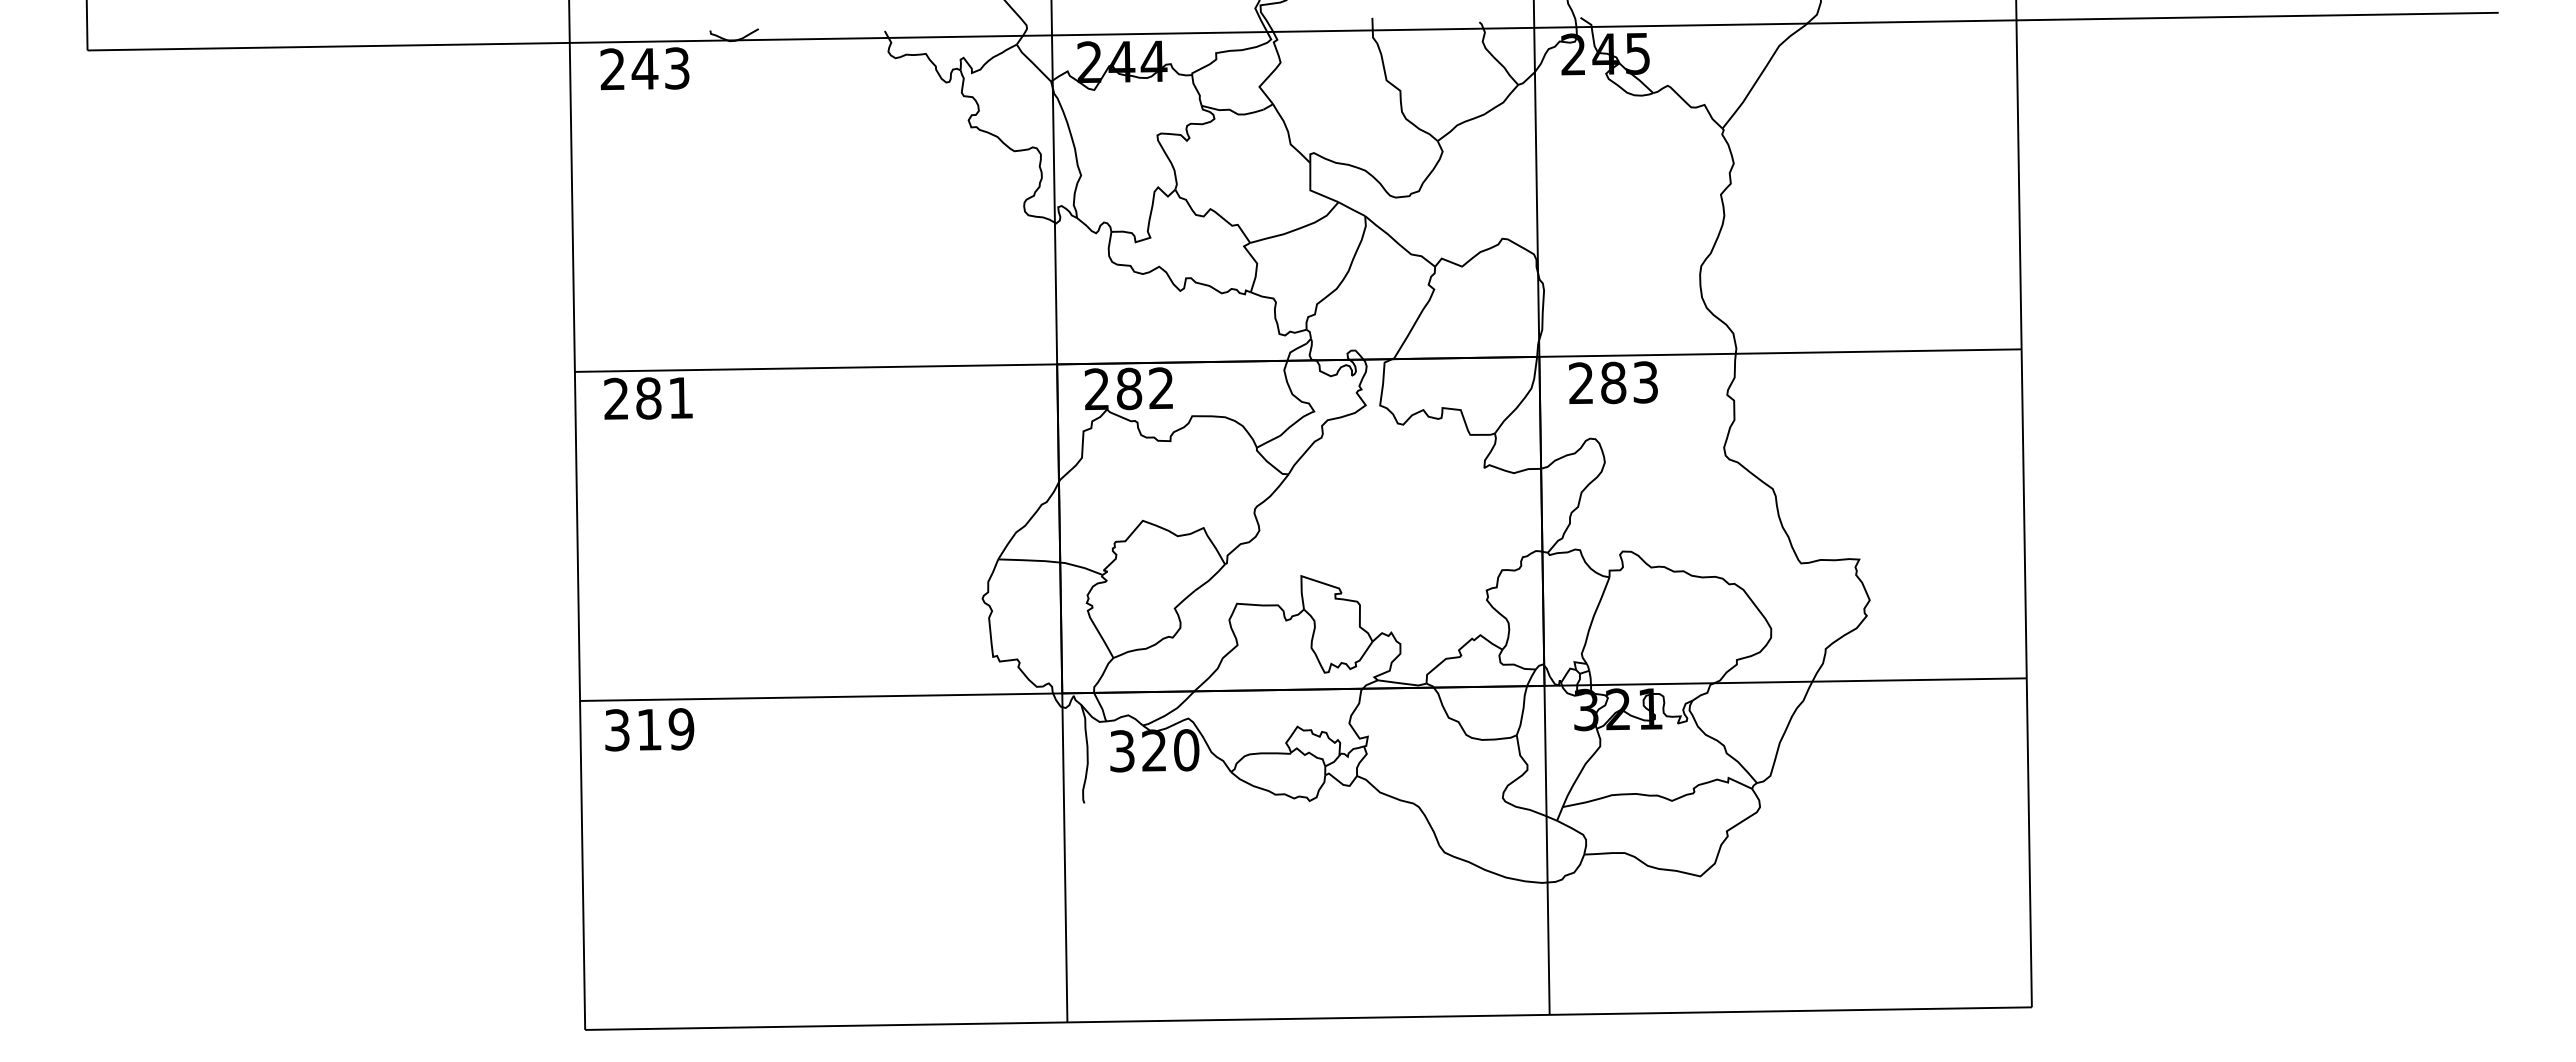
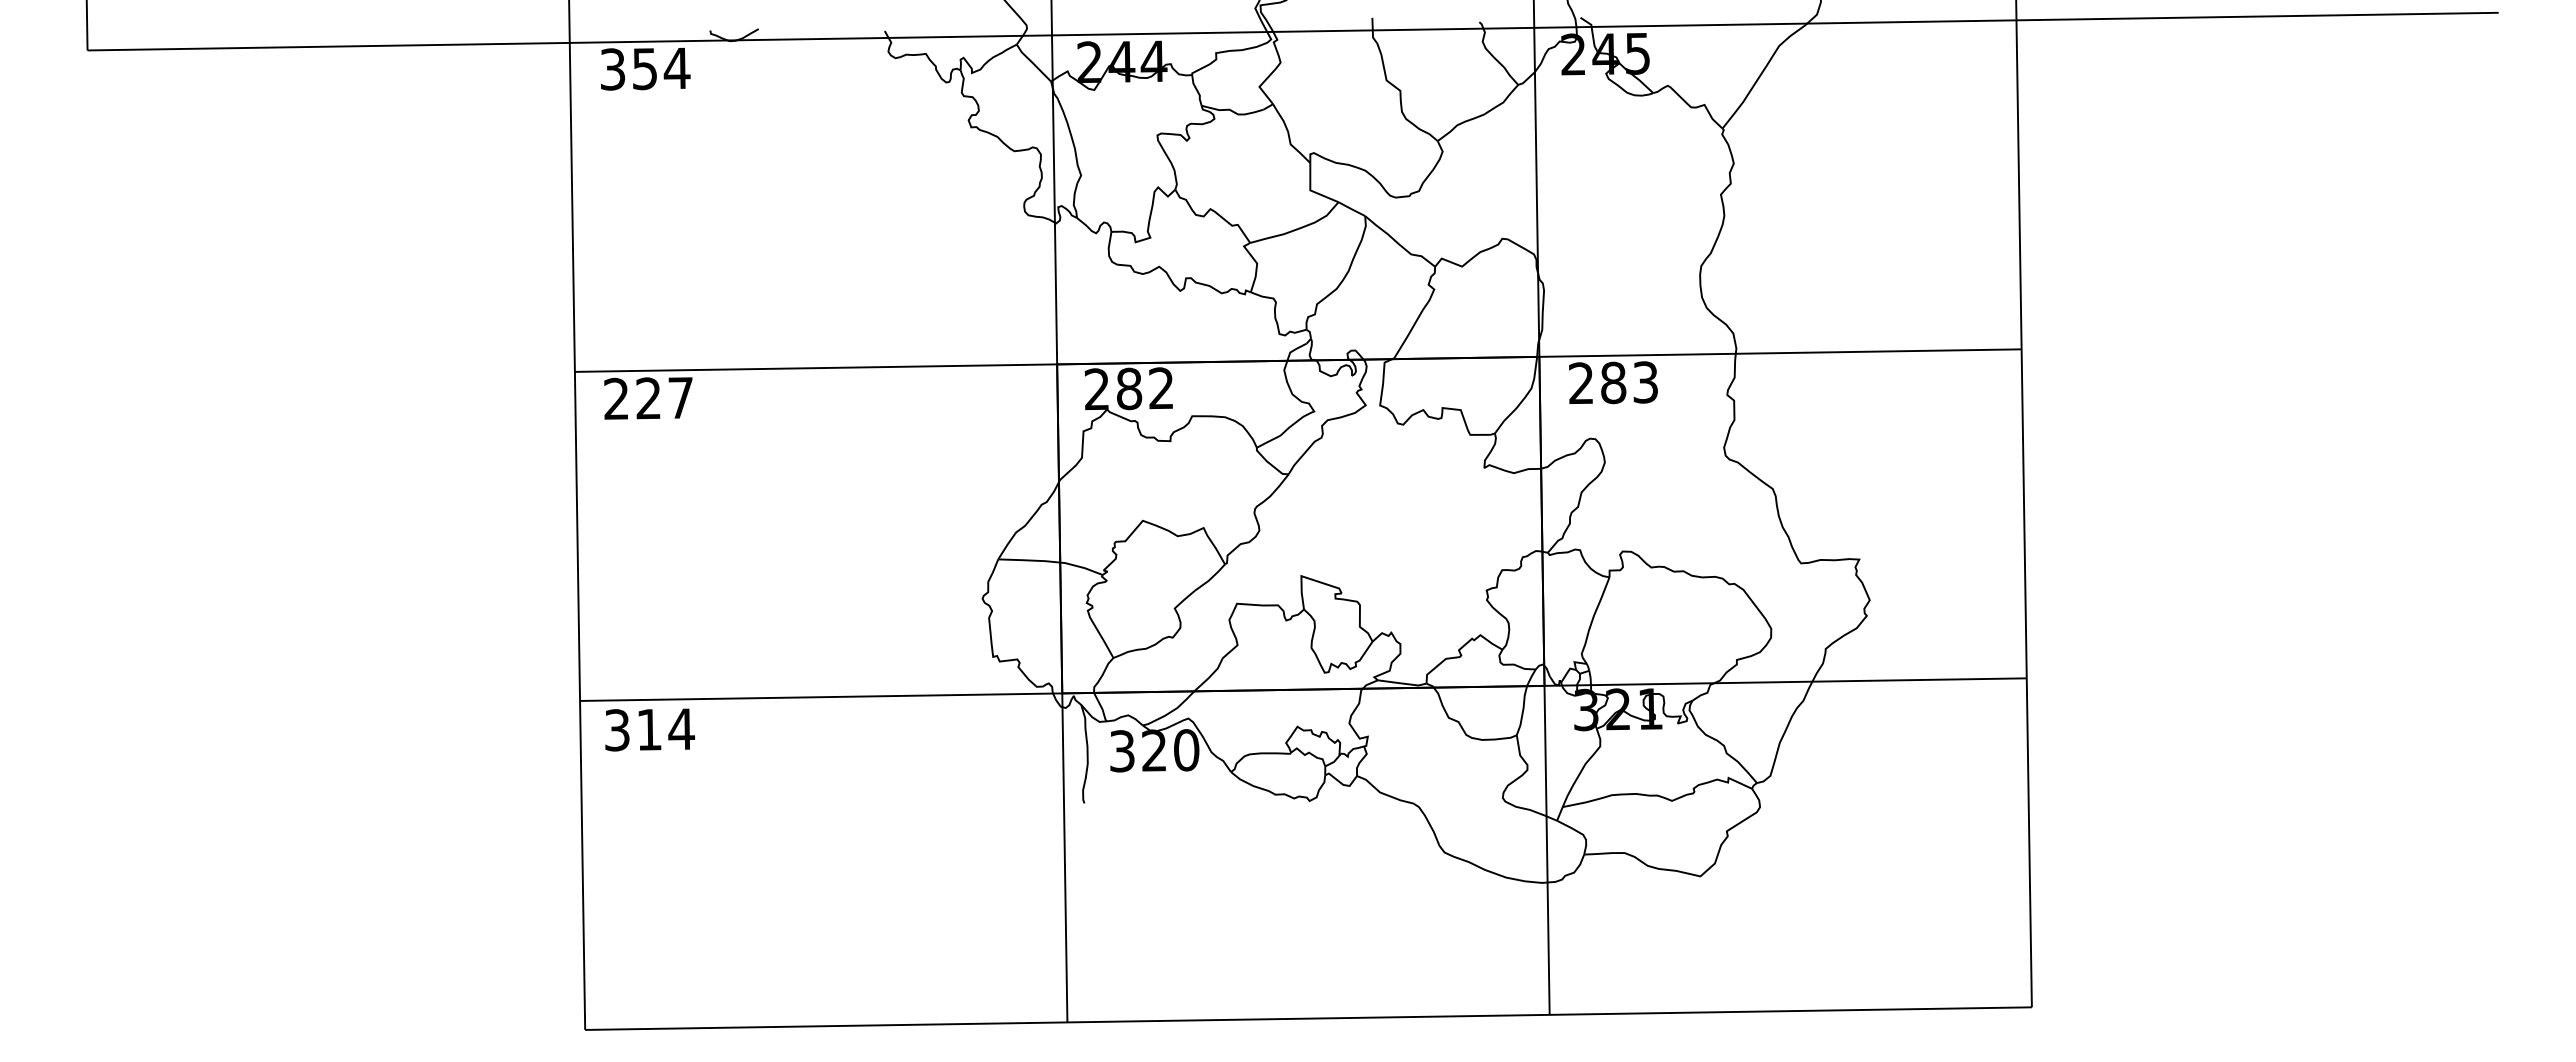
text: 243 -> 354 (645, 68)
text: 281 -> 227 (664, 398)
text: 319 -> 314 (681, 729)
